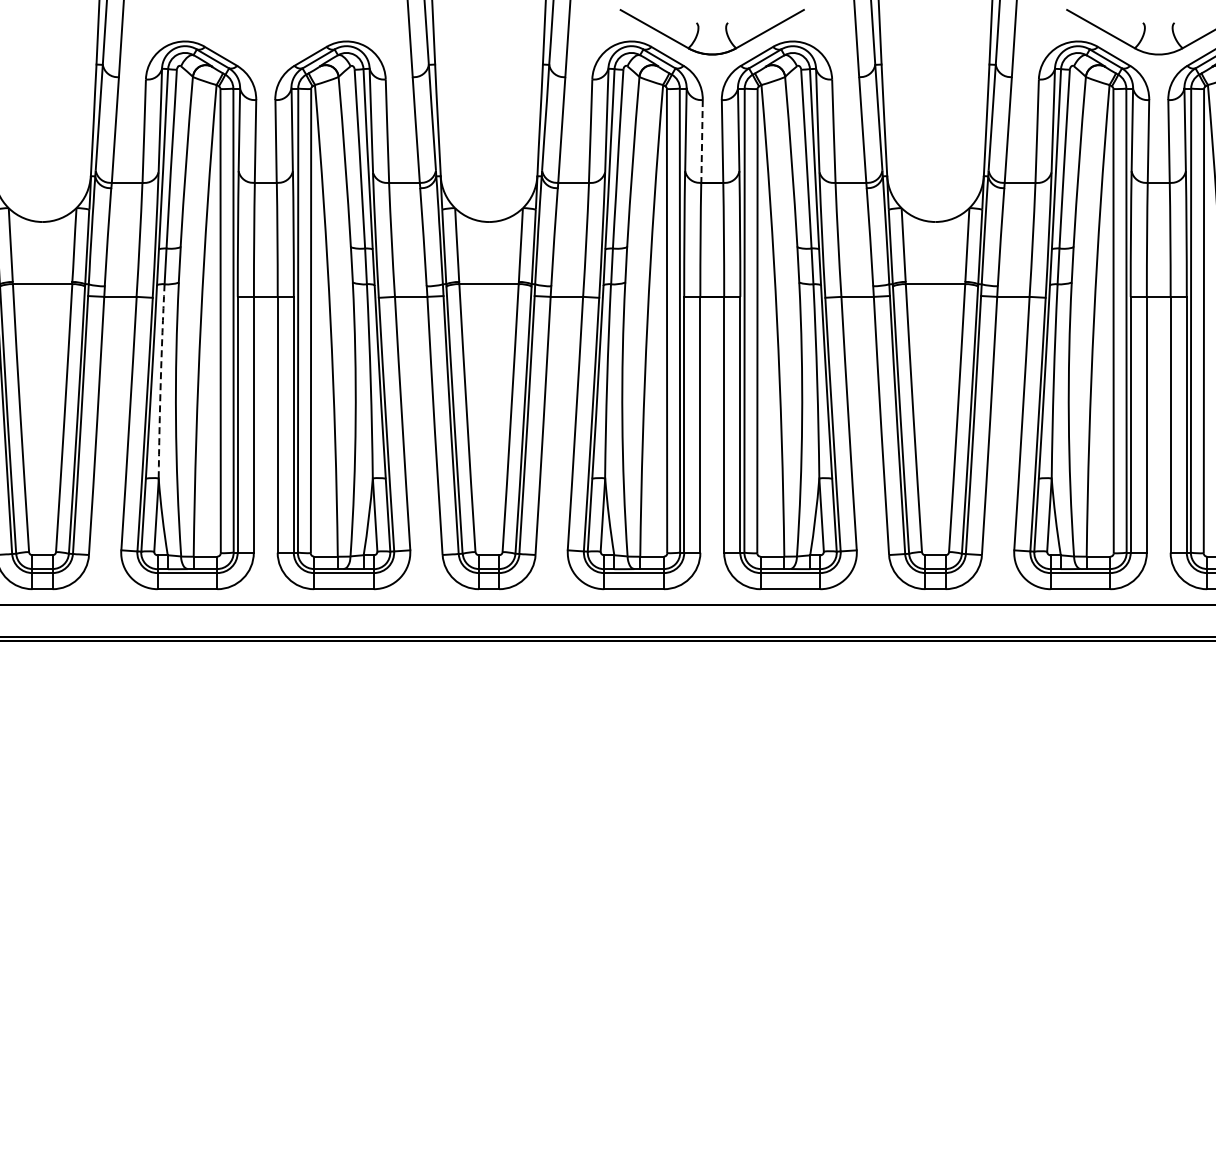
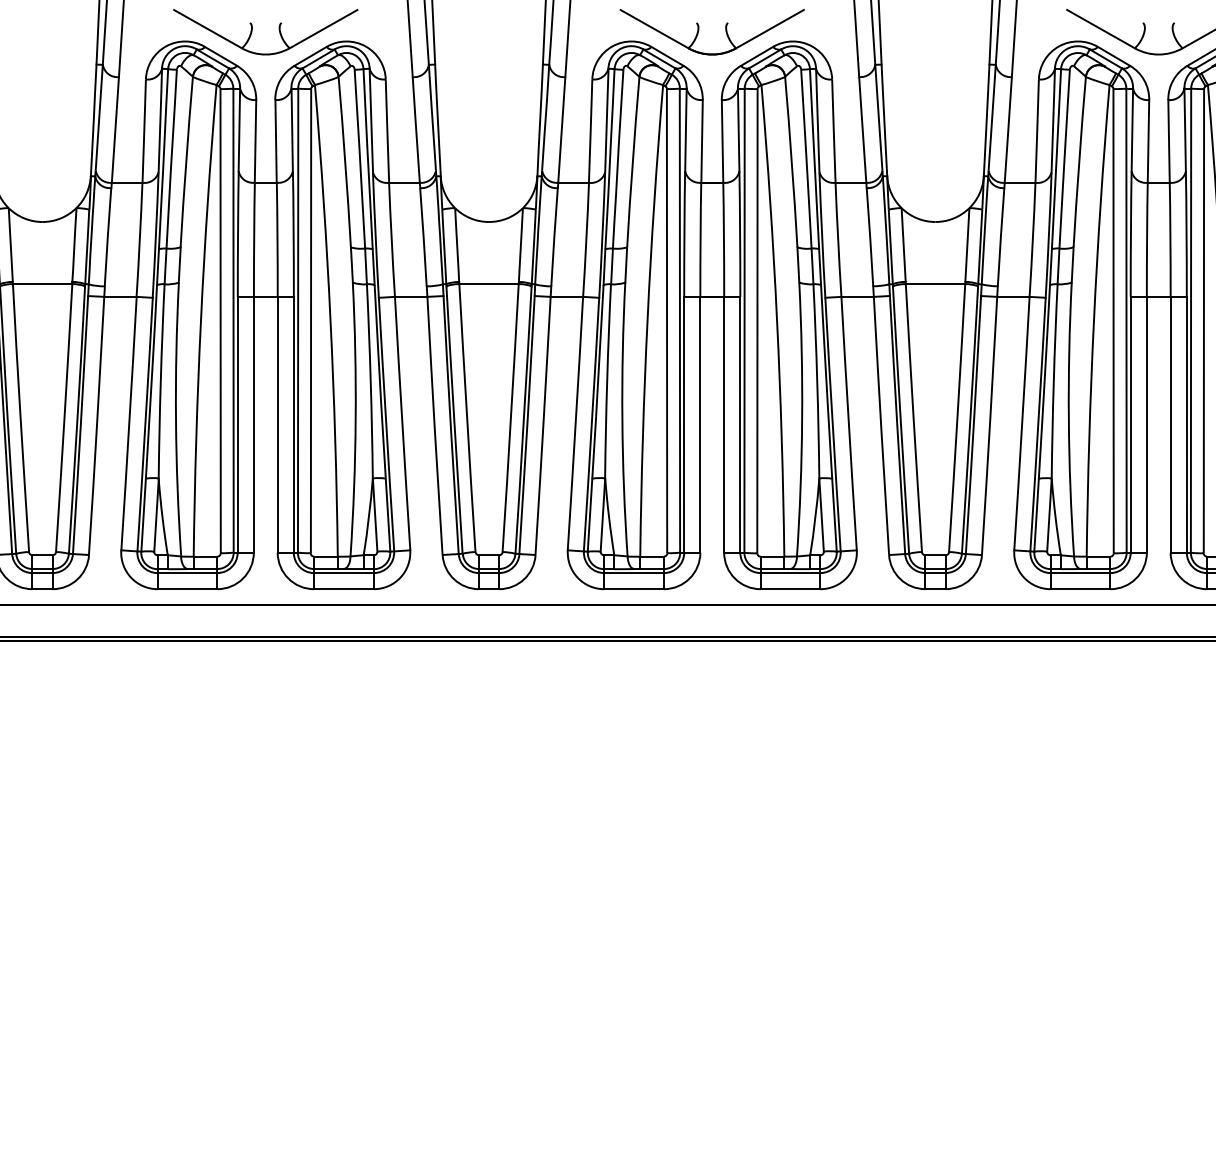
part: none -> present (252, 32)
line: dashed -> solid (702, 141)
arc: dashed -> solid (160, 381)
